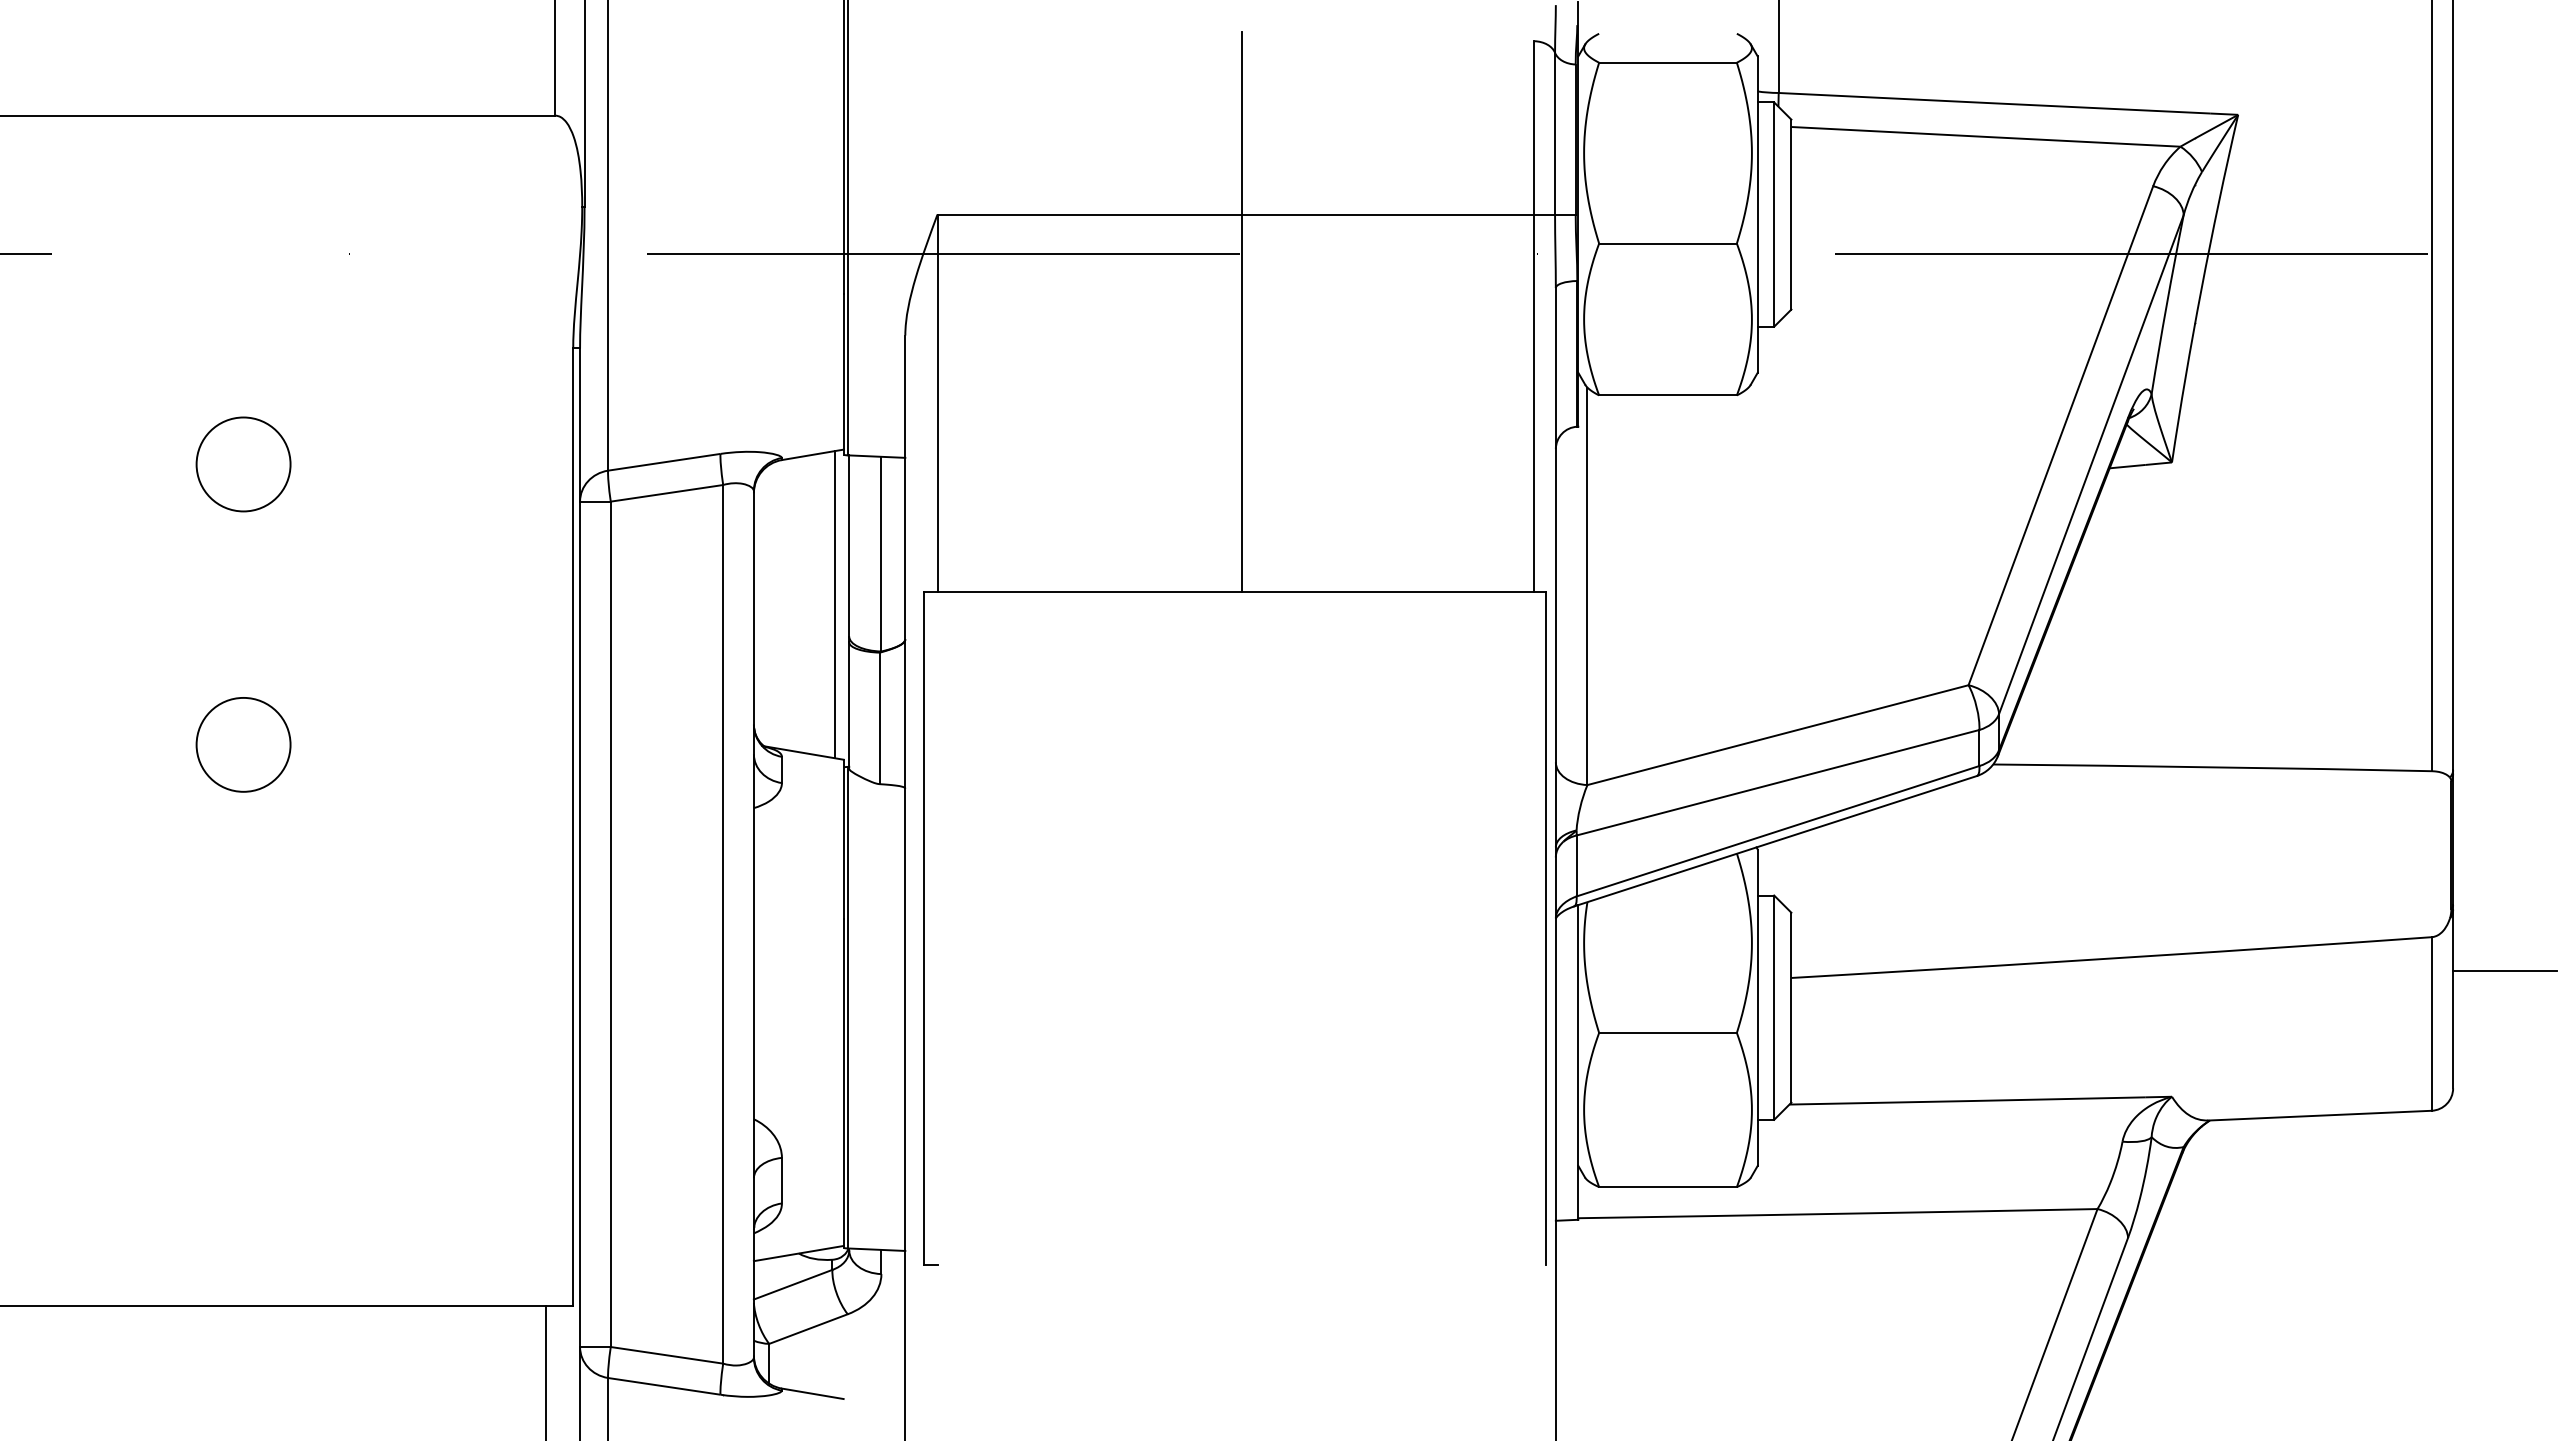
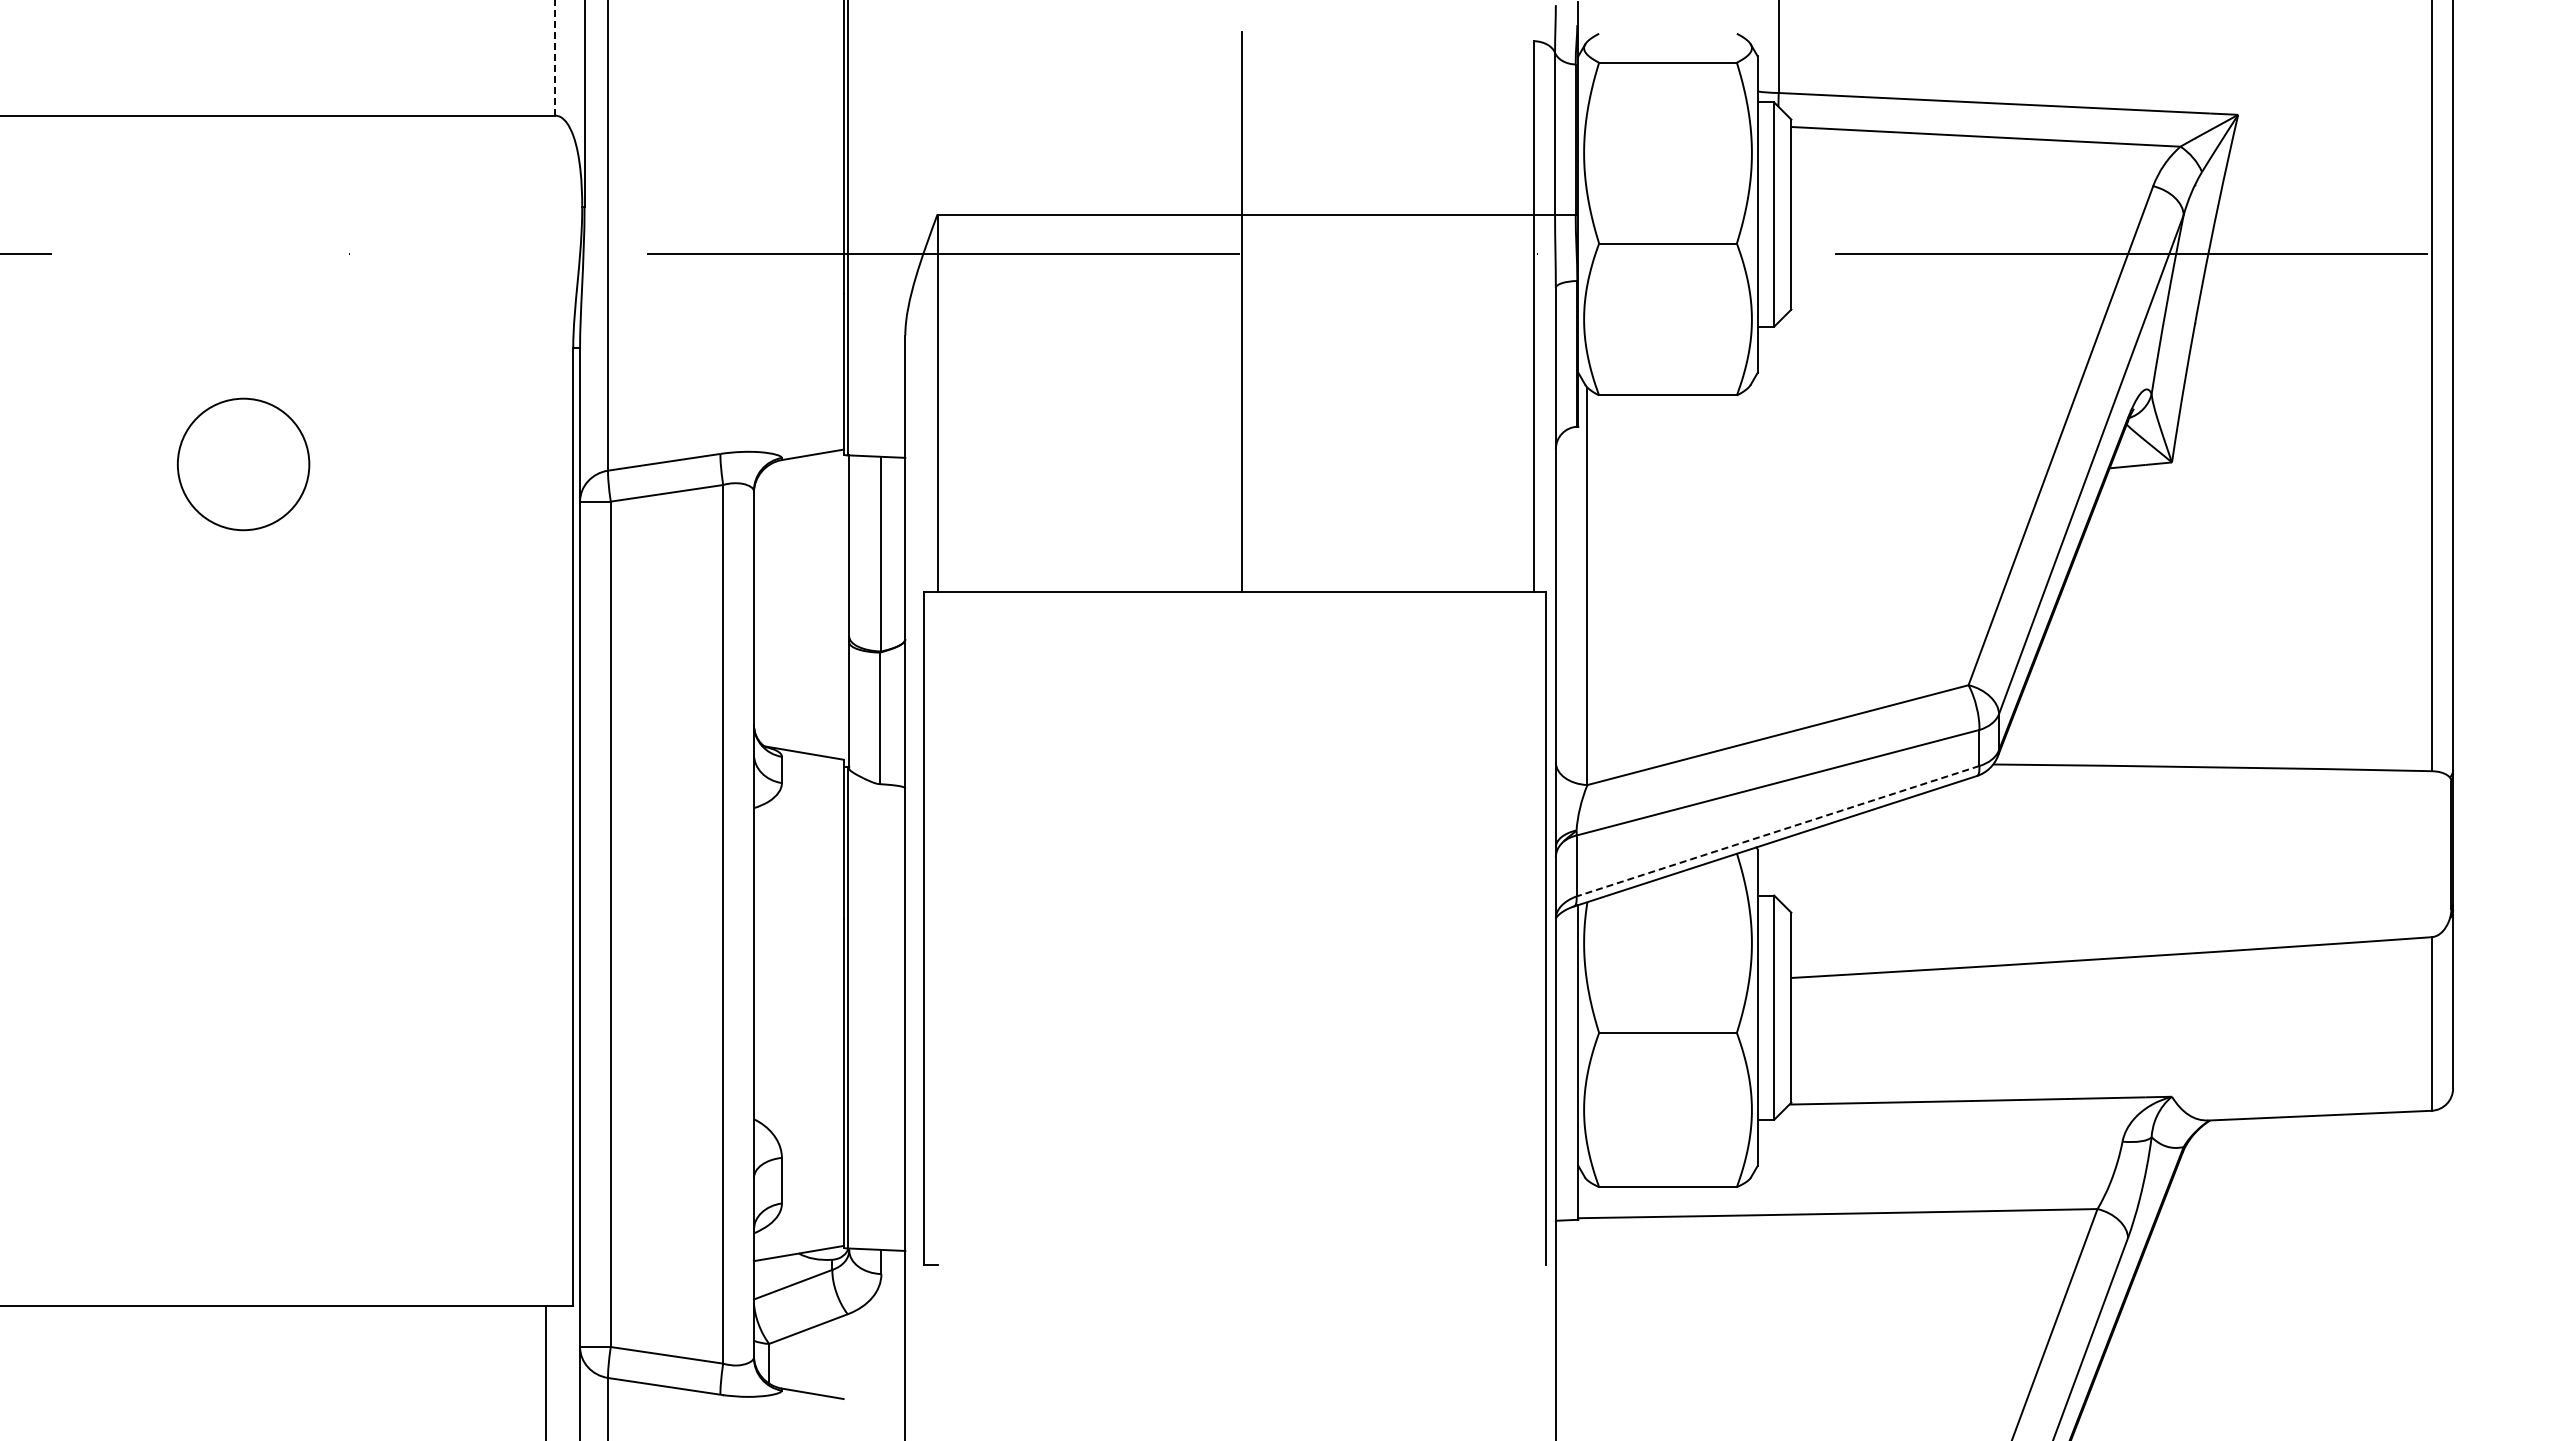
line: solid -> dashed (555, 57)
circle diameter: 94 px -> 132 px (243, 464)
line: present -> none (834, 604)
circle: present -> none (243, 744)
line: solid -> dashed (1778, 831)
line: present -> none (2505, 970)
